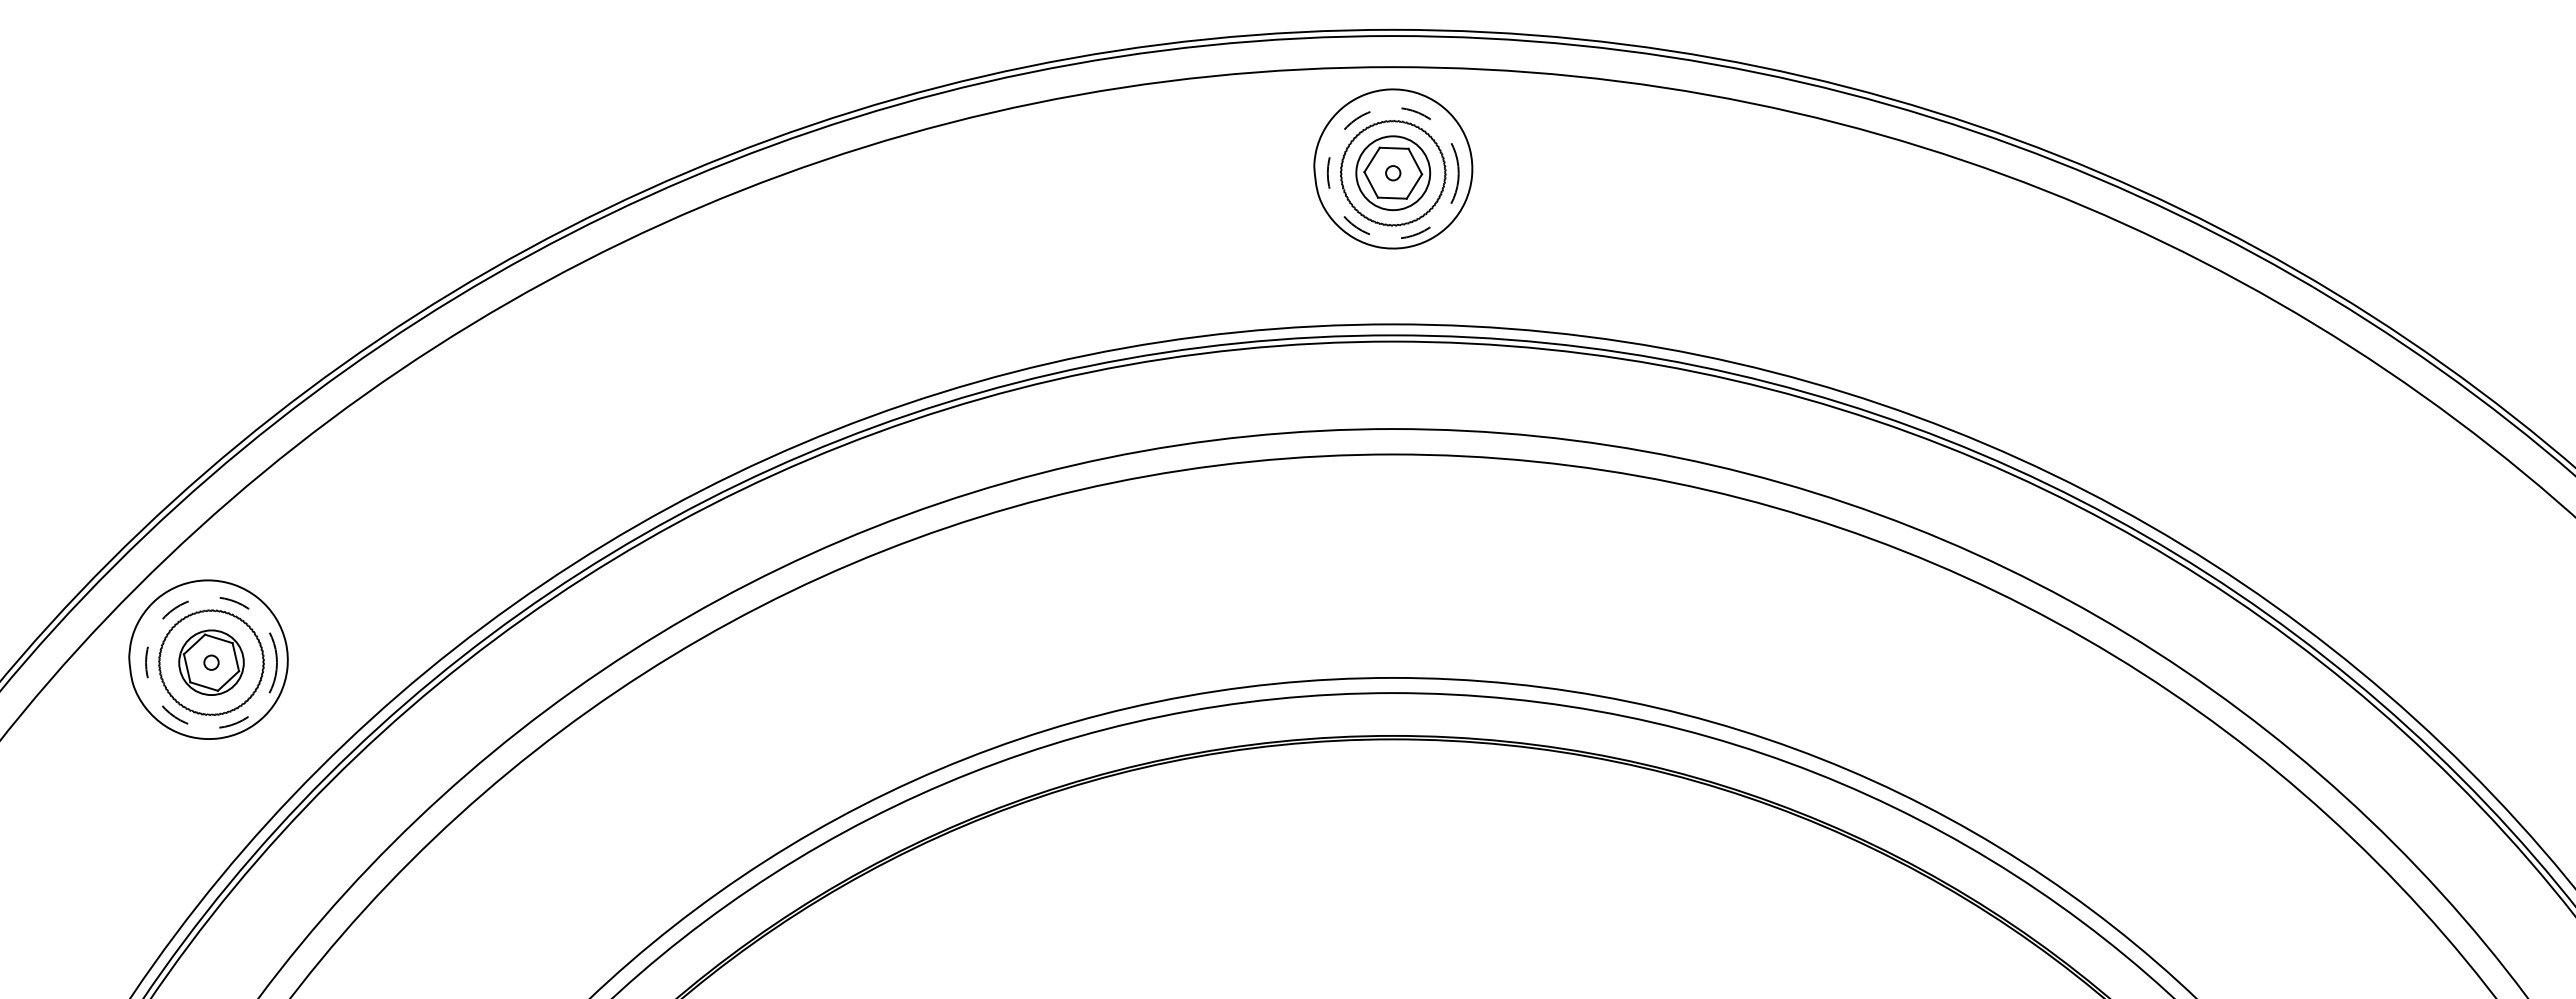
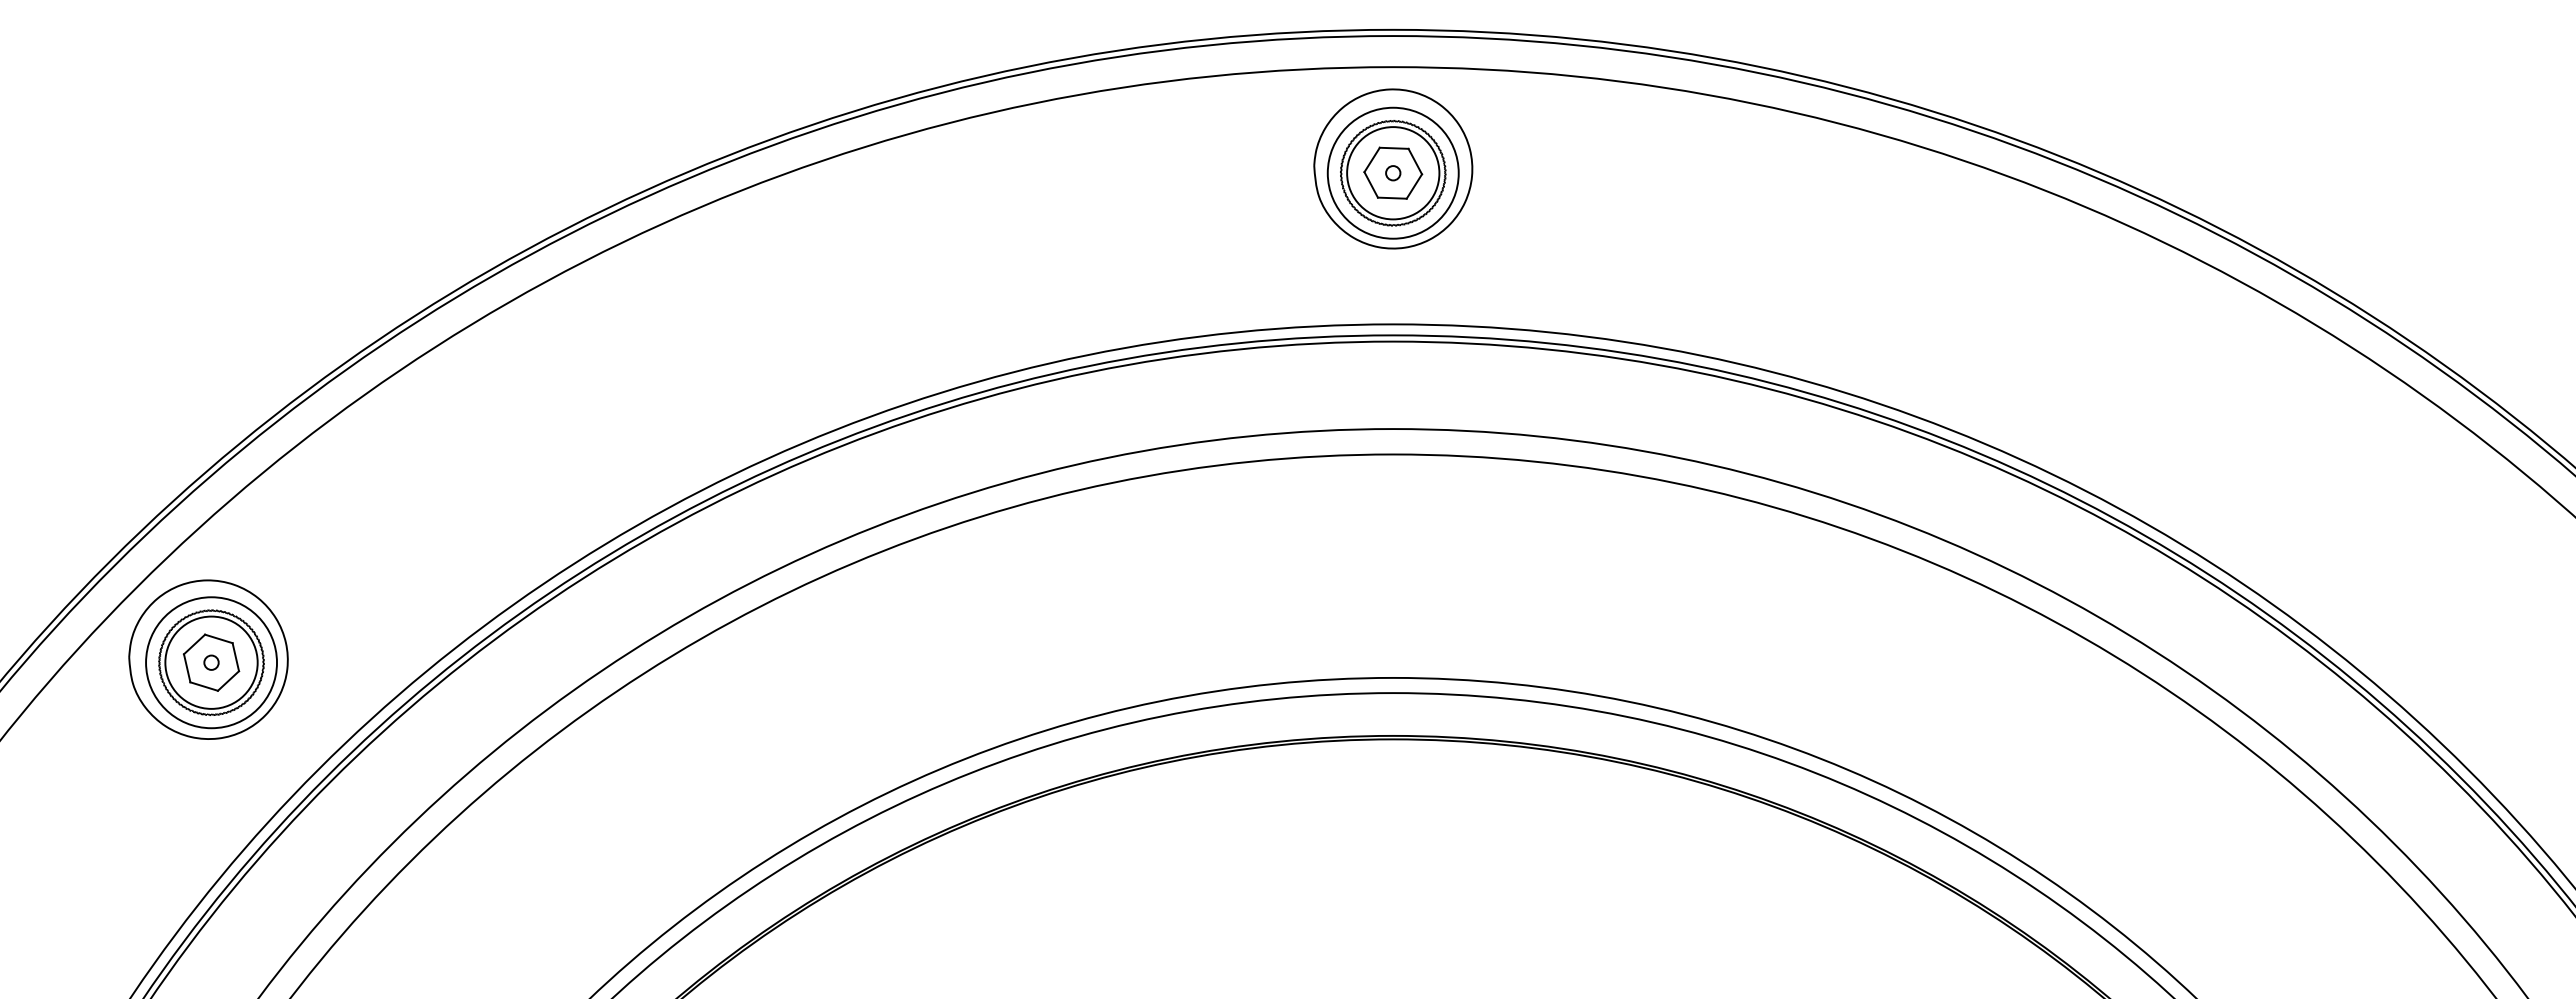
circle: dashed -> solid (1392, 172)
circle diameter: 74 px -> 92 px (1393, 173)
circle diameter: 65 px -> 92 px (211, 662)
circle: dashed -> solid (211, 662)
